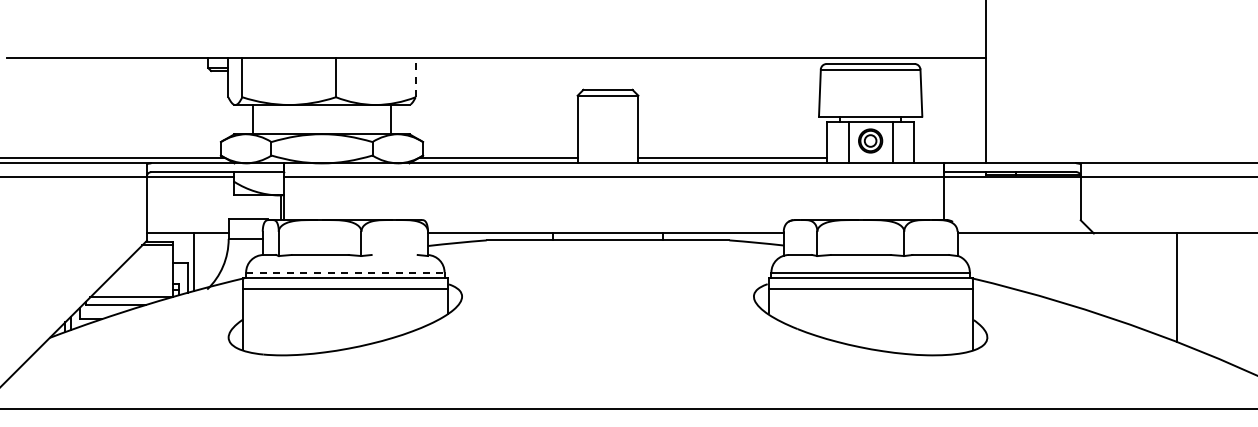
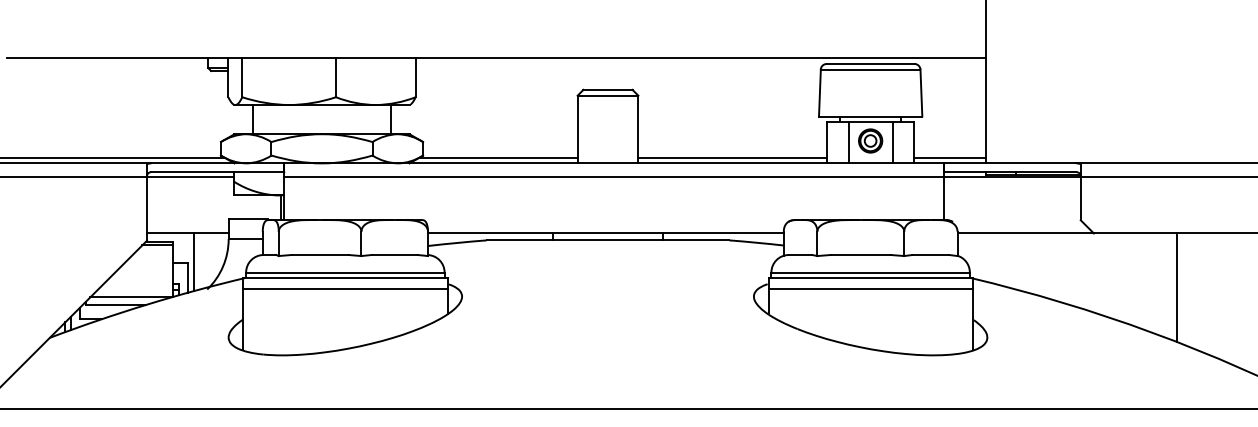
line: dashed -> solid (415, 77)
line: none -> present (950, 157)
line: none -> present (394, 255)
line: dashed -> solid (345, 272)
